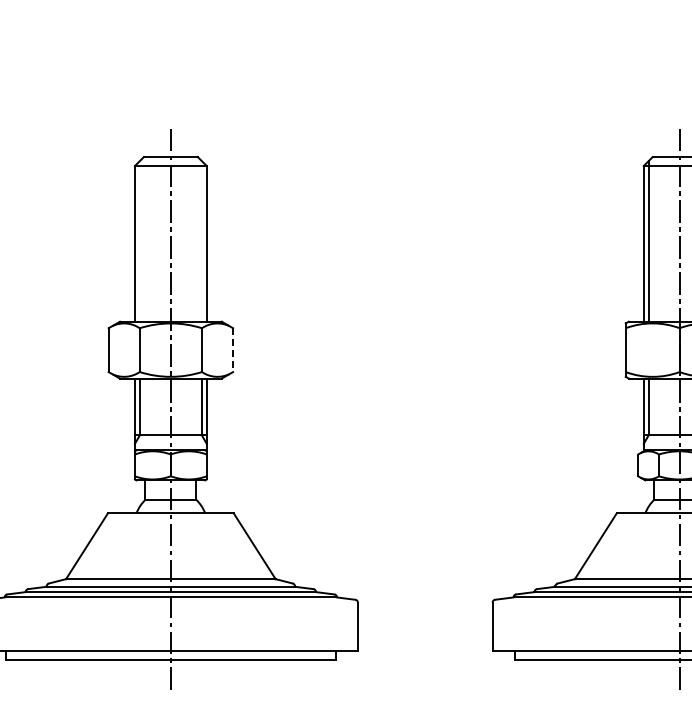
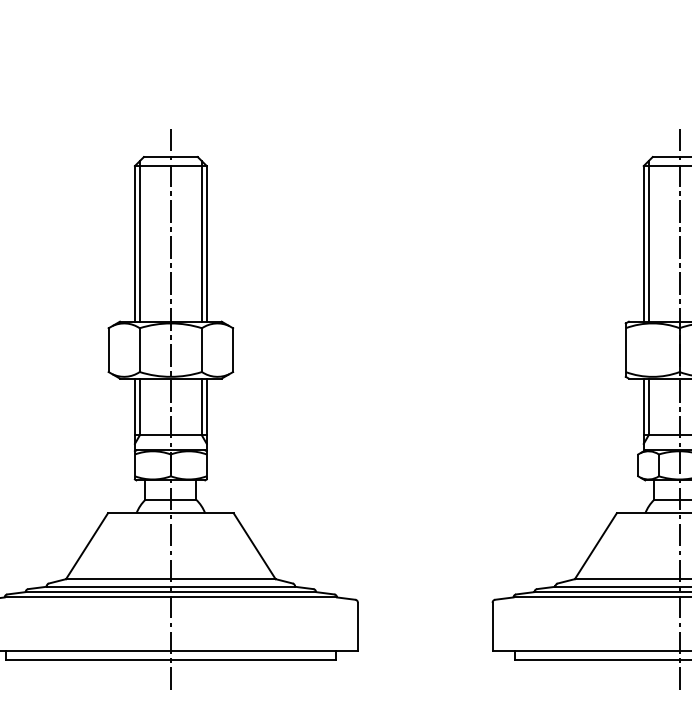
line: none -> present (139, 241)
line: none -> present (201, 241)
line: dashed -> solid (233, 350)
